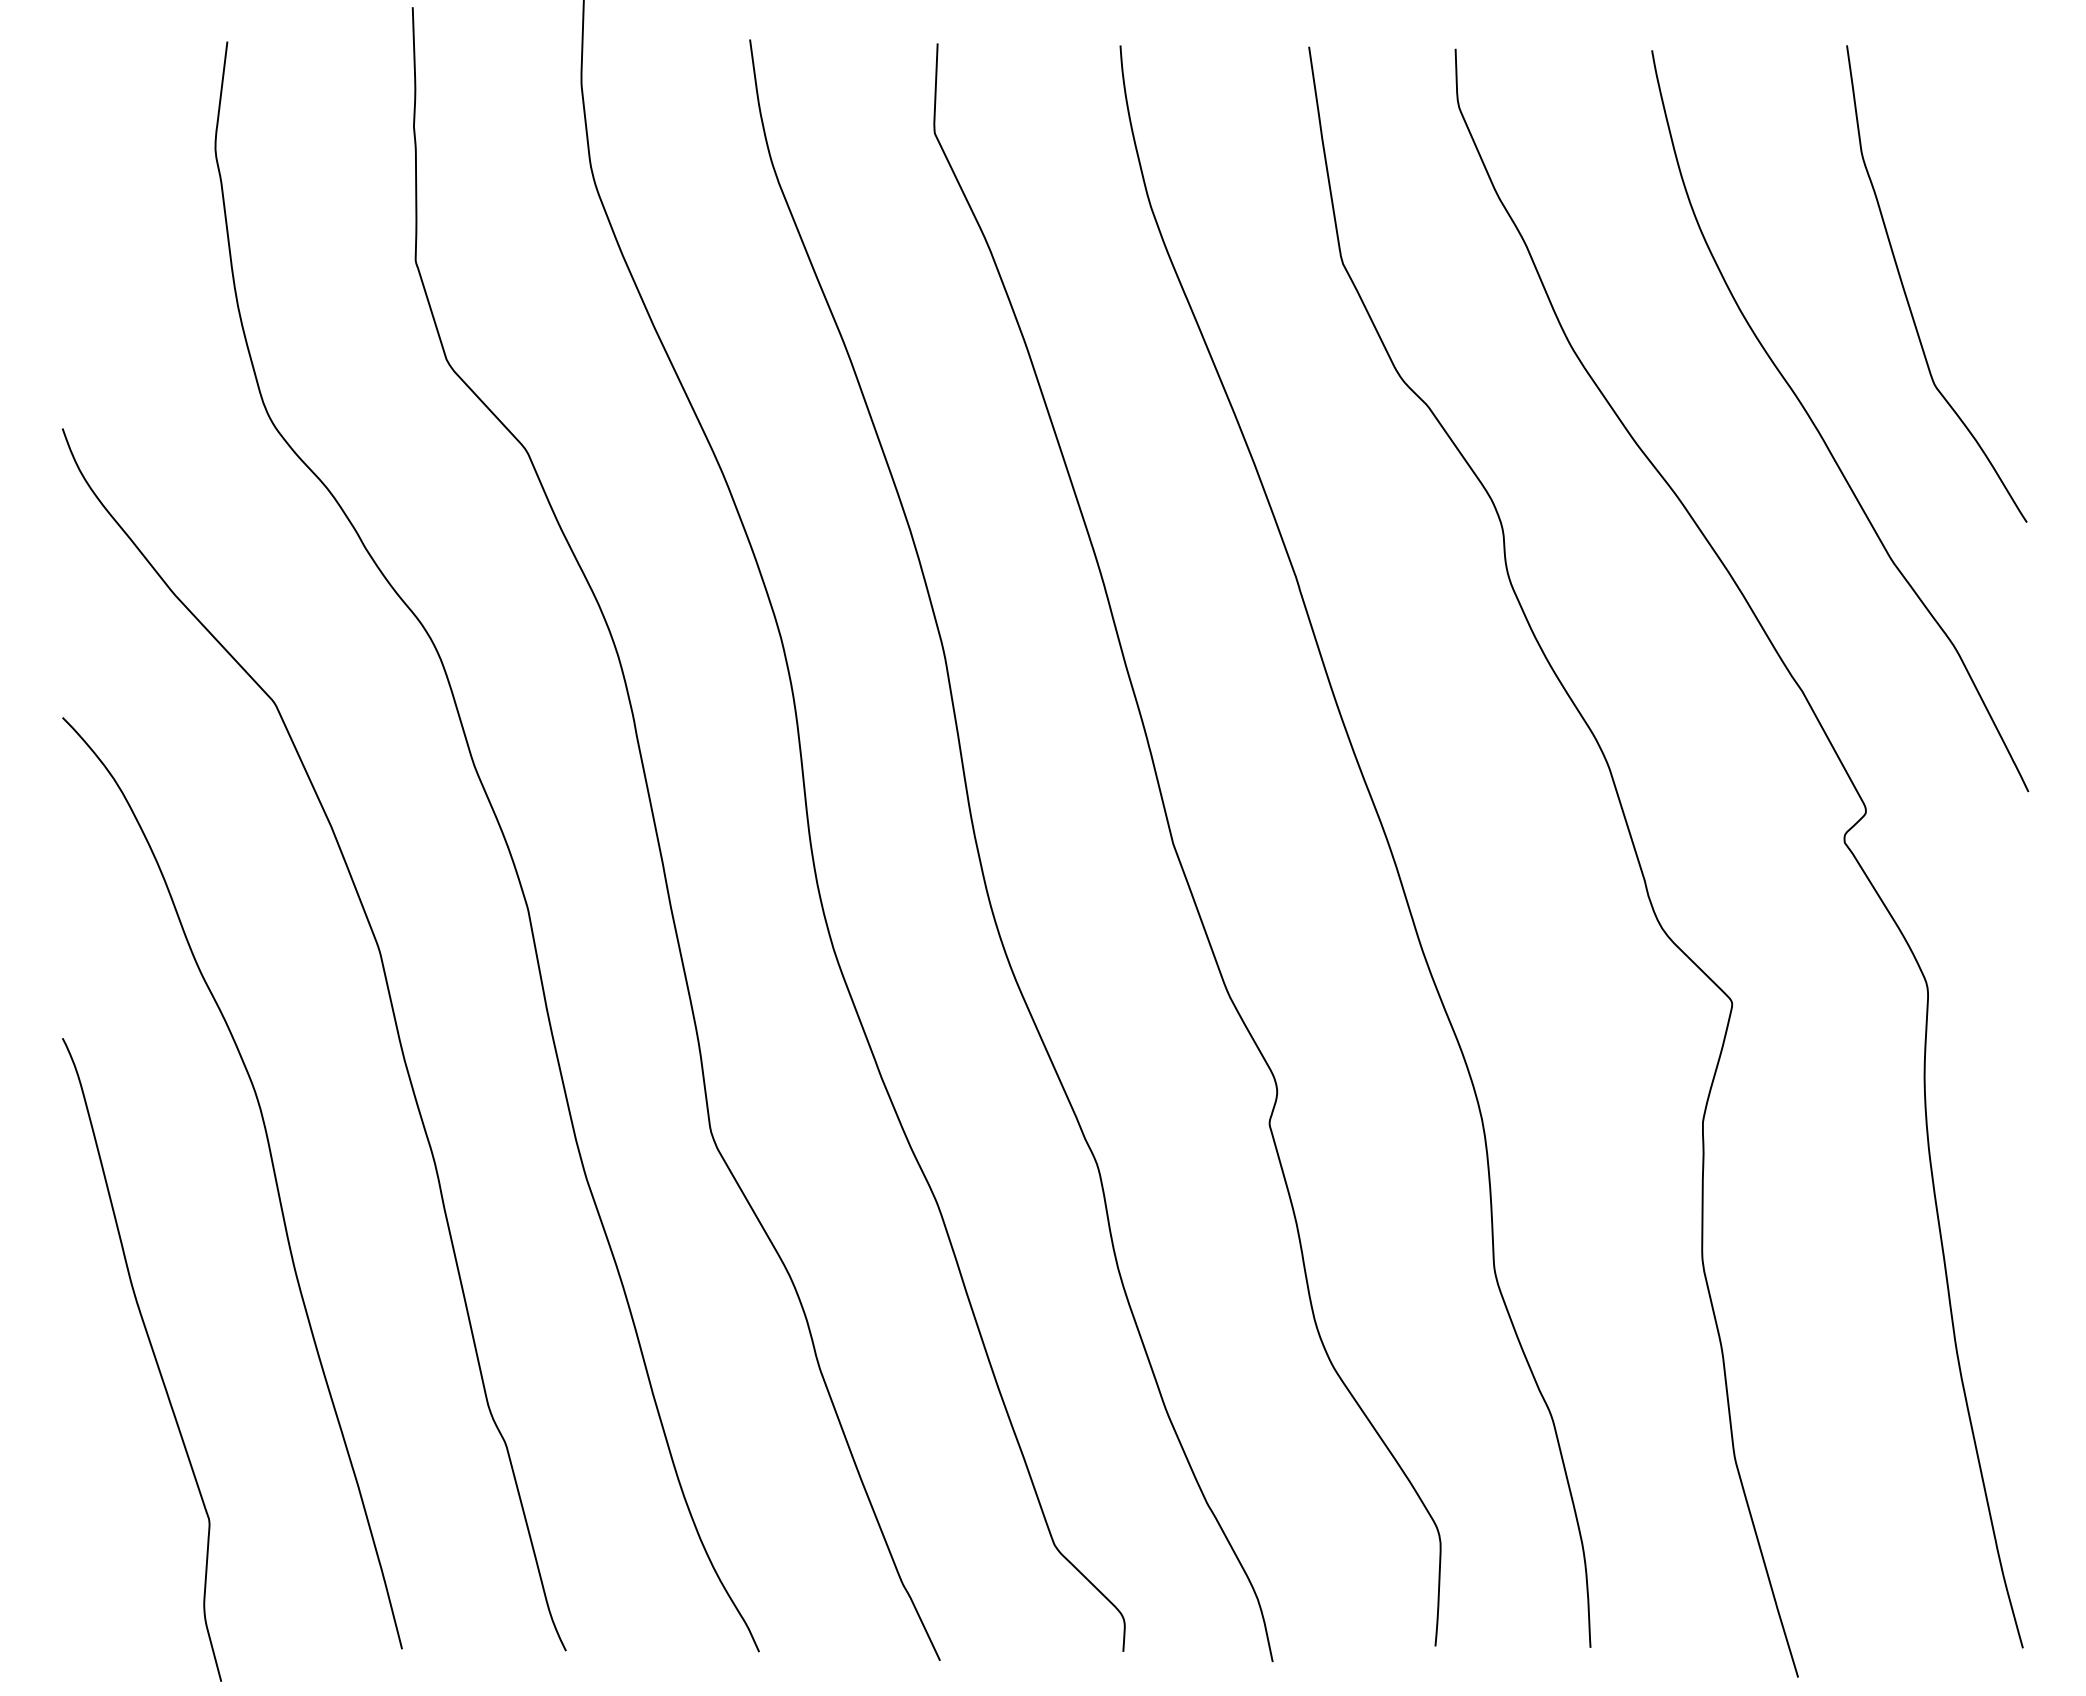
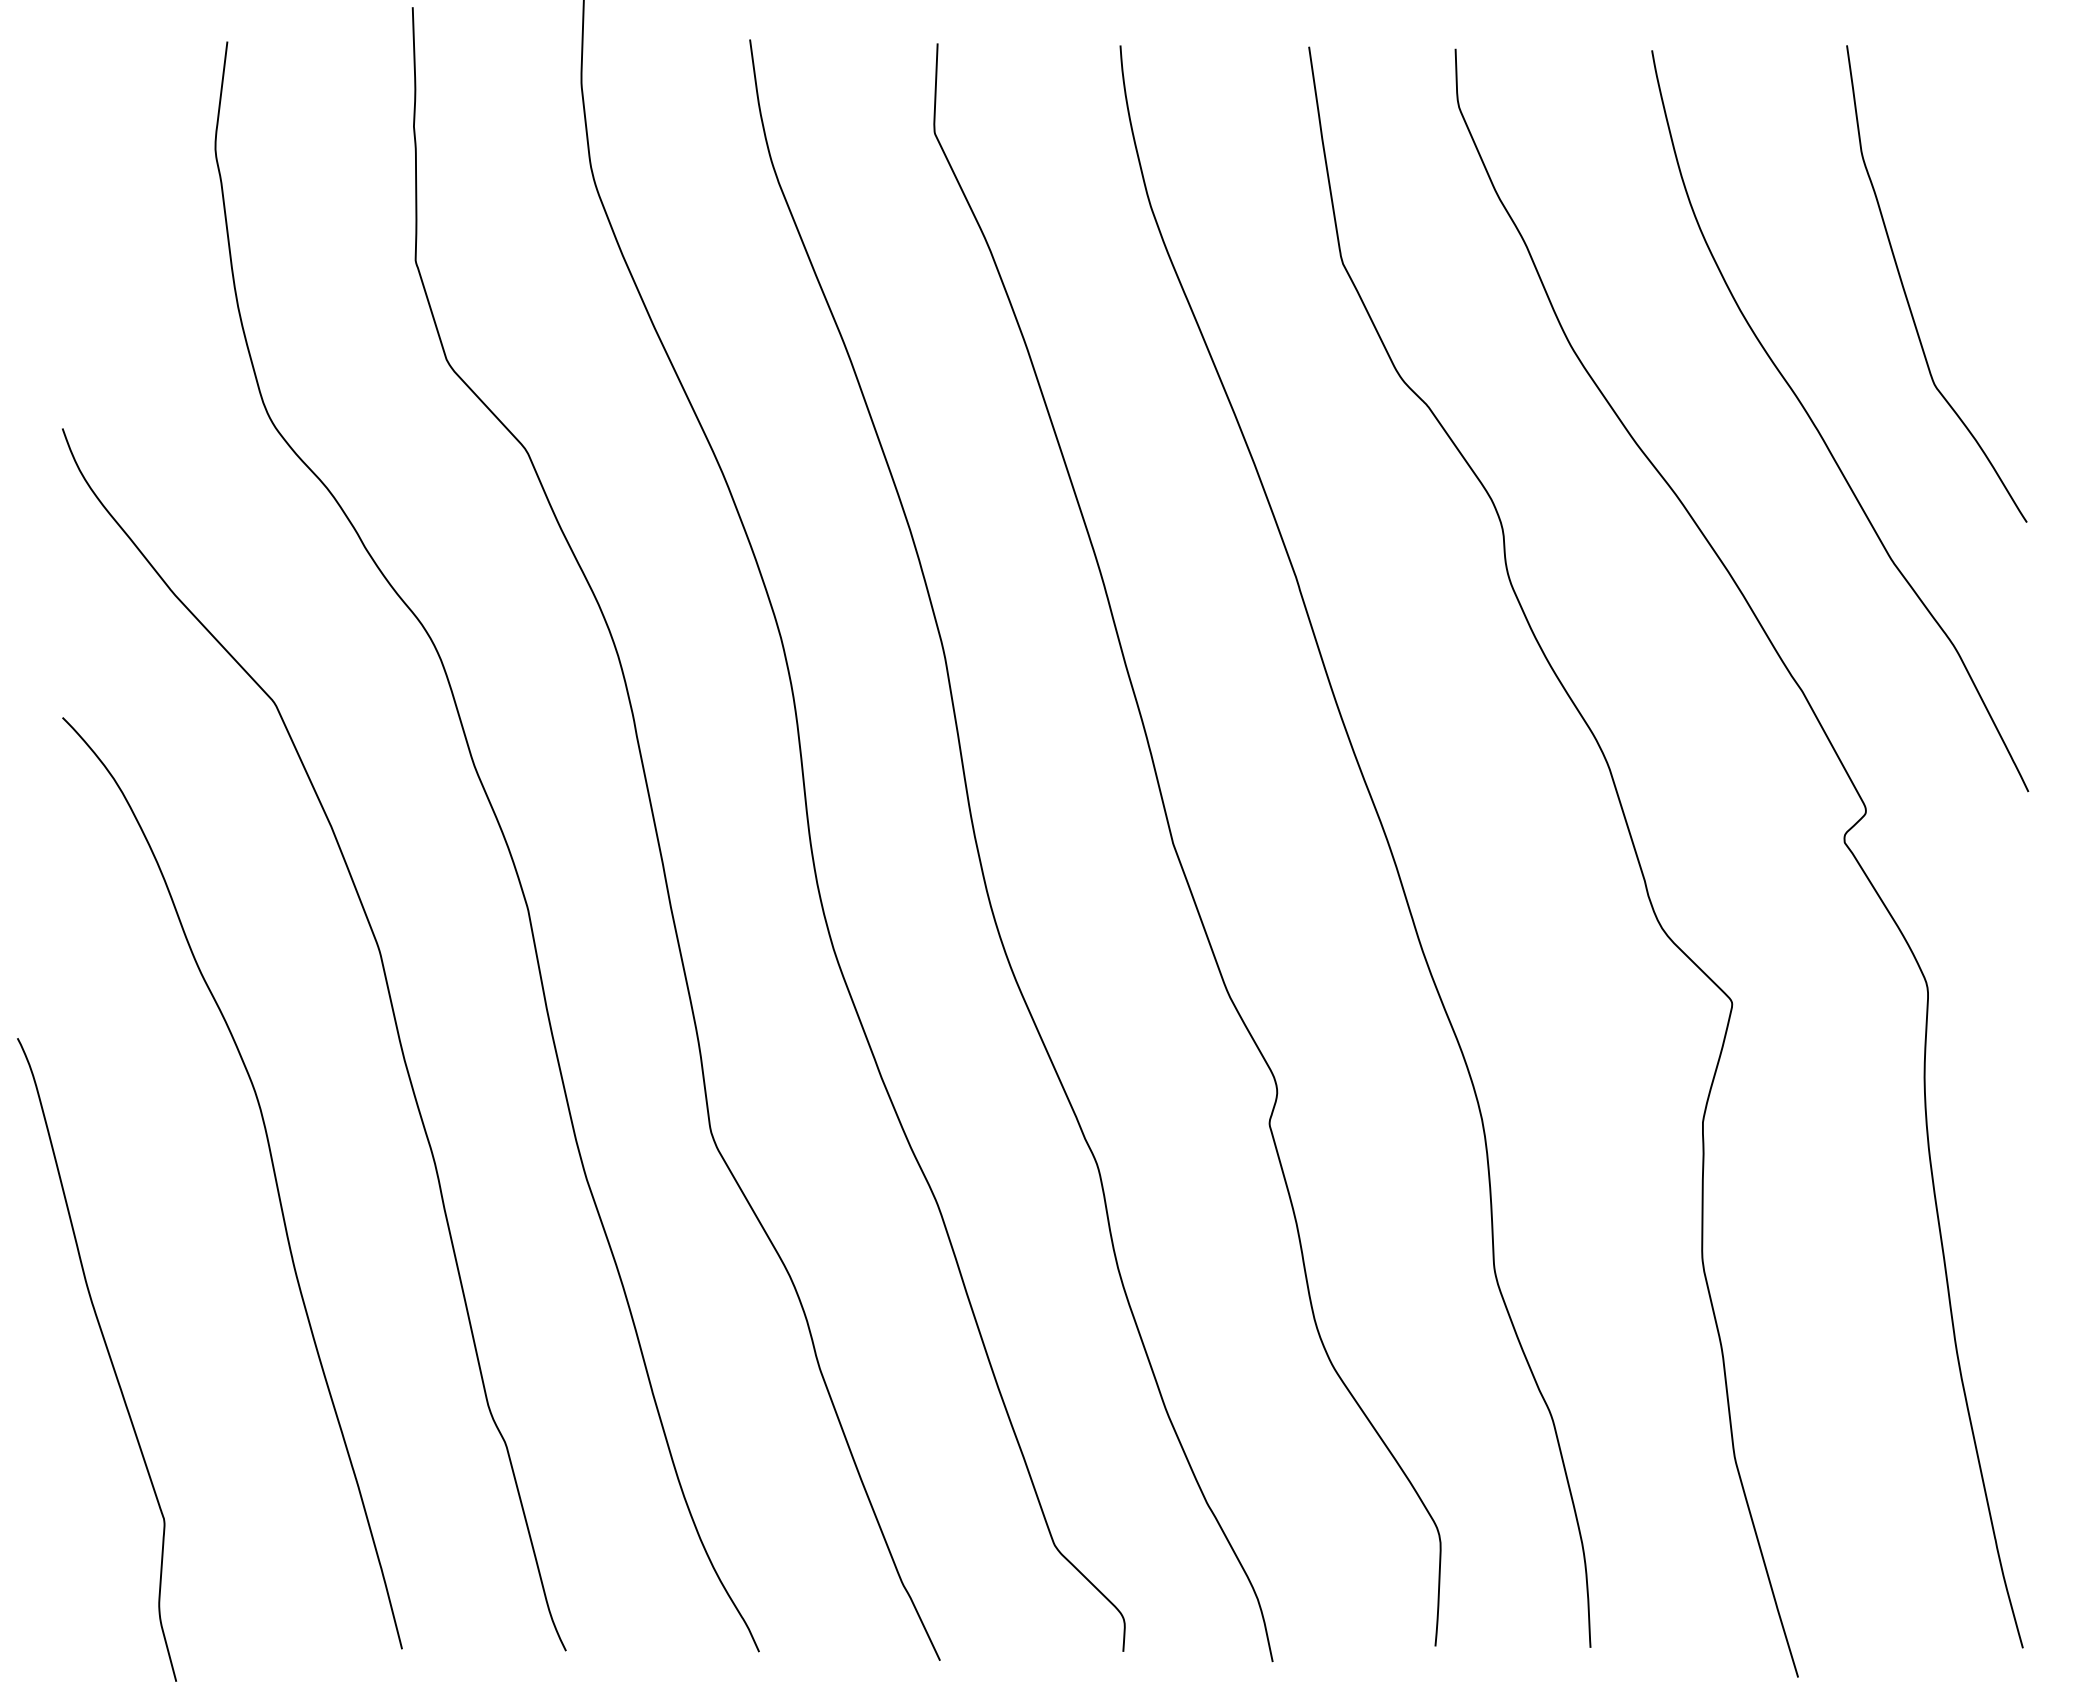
curve position: (153, 1356) -> (108, 1356) (108, 1356)
